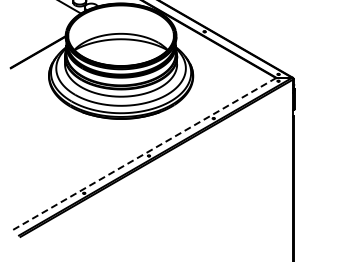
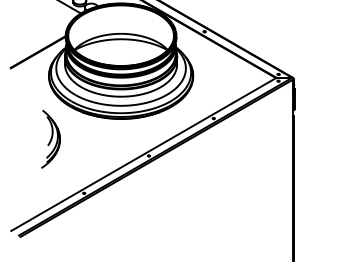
part: none -> present (50, 138)
line: dashed -> solid (143, 154)
